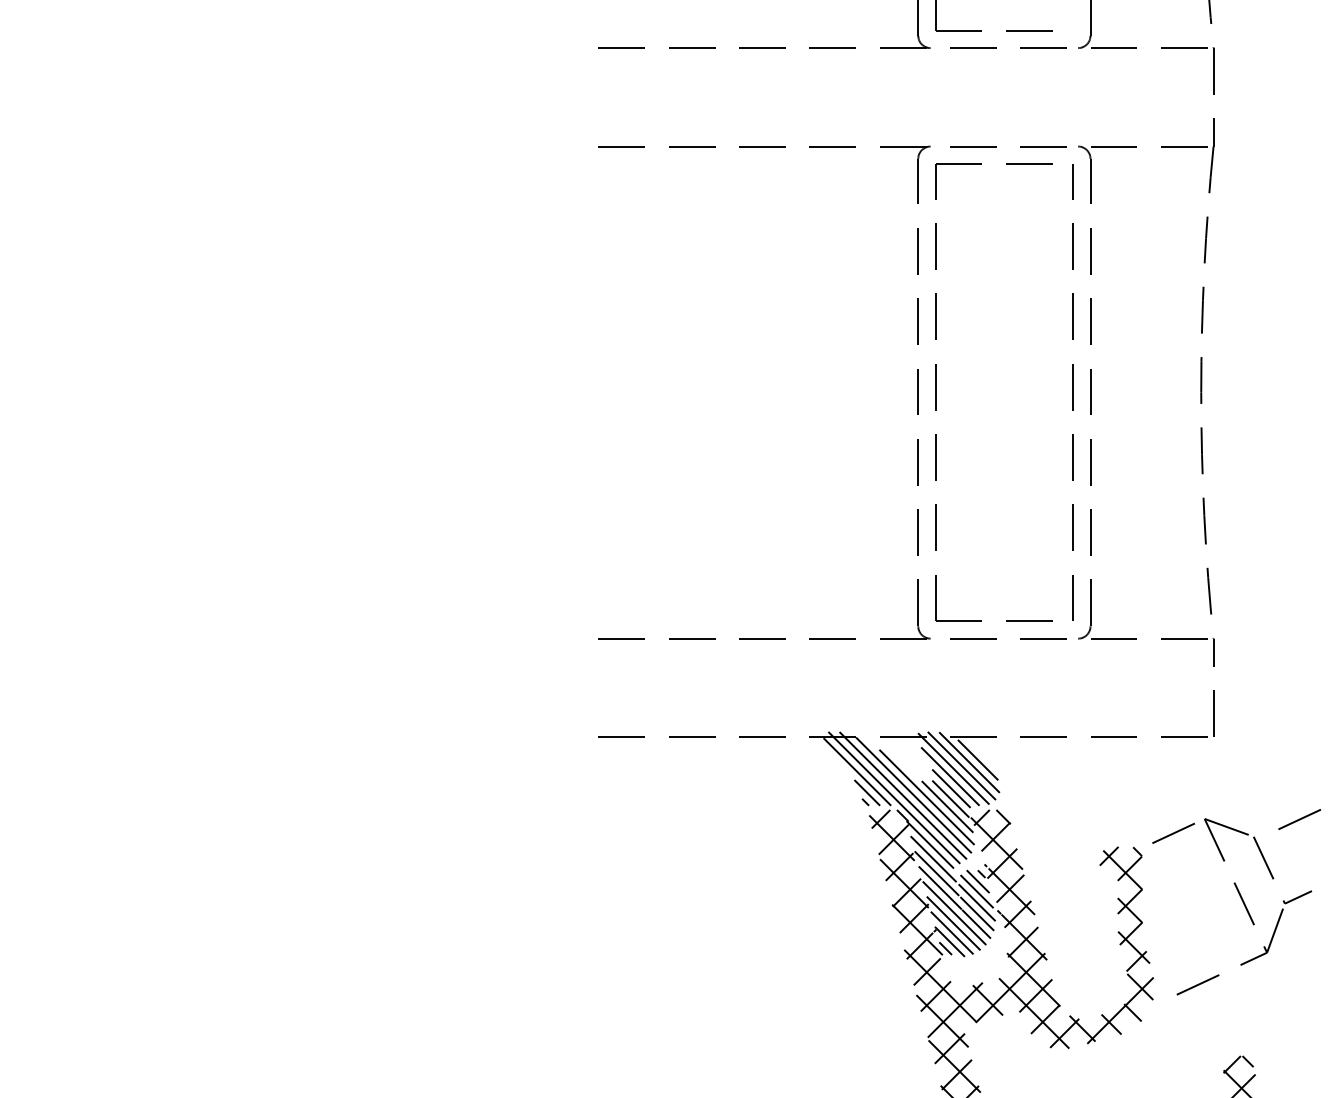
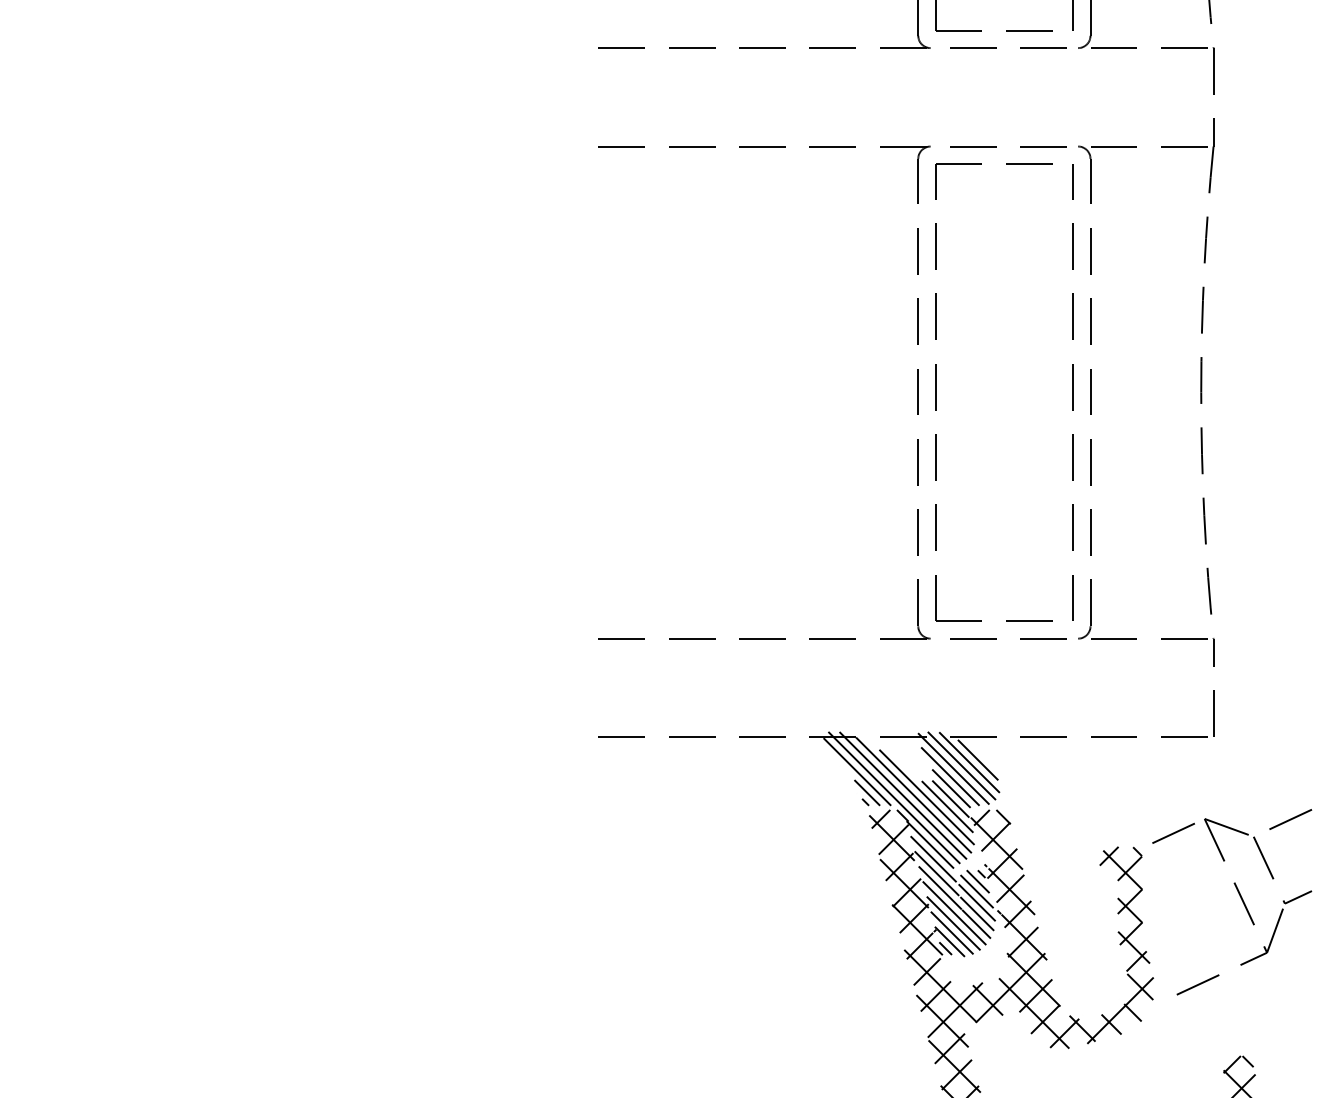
line: none -> present (1073, 16)
line position: (1299, 819) -> (1290, 819) (1290, 819)
